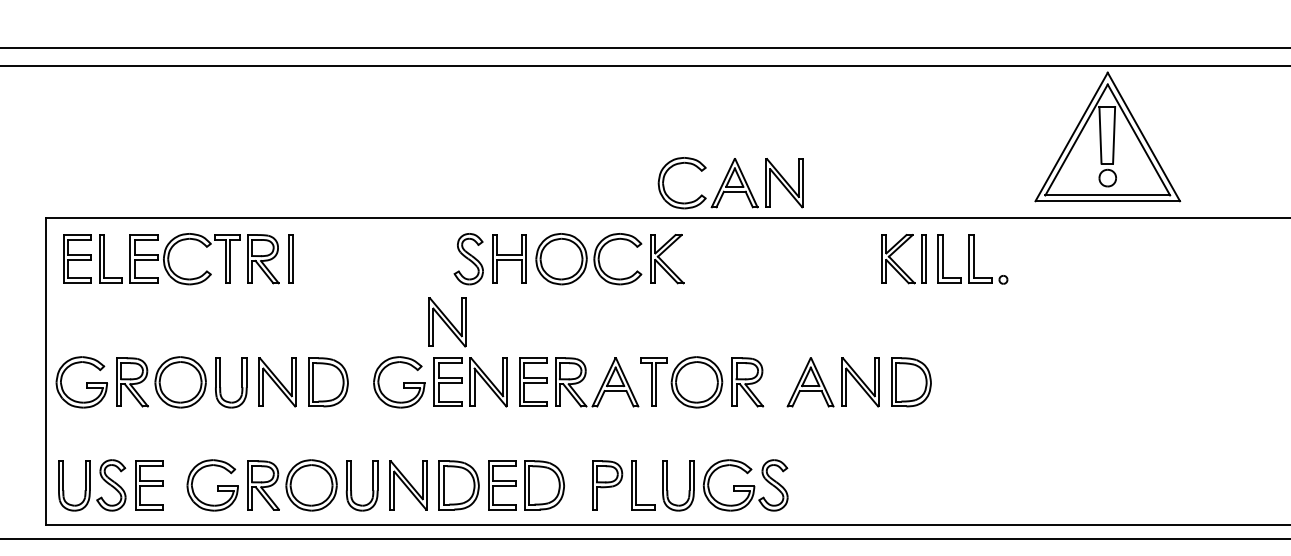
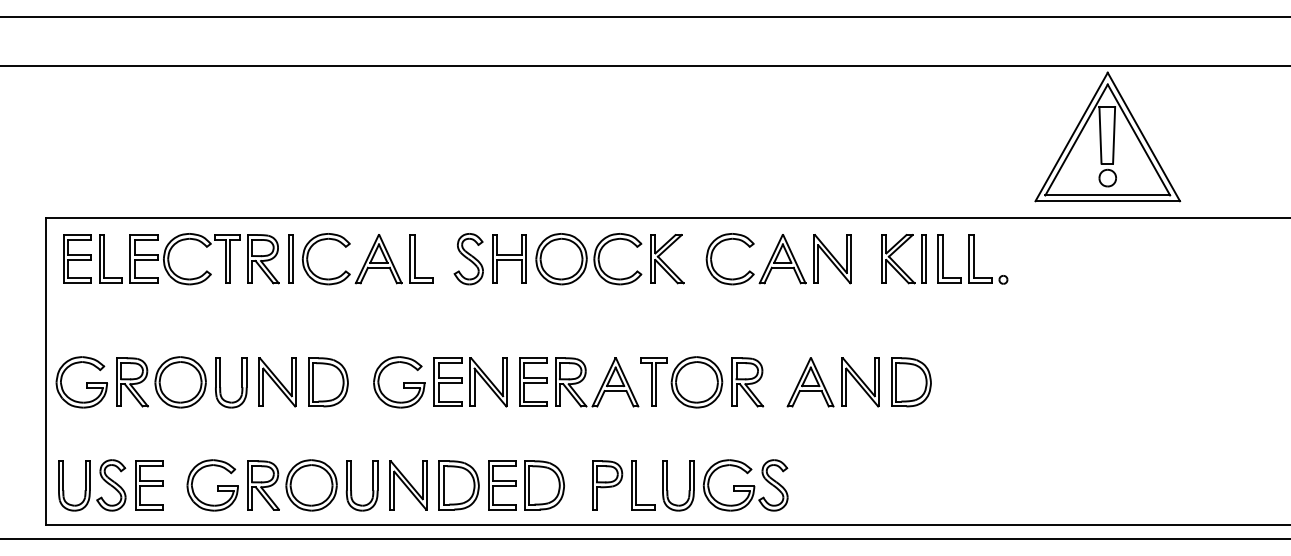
line position: (644, 47) -> (644, 16) (644, 16)
part position: (730, 183) -> (778, 259) (778, 259)
part: none -> present (367, 259)
part: present -> none (447, 322)
